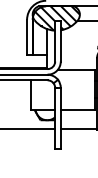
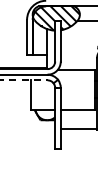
line: solid -> dashed (24, 80)
line: present -> none (28, 128)
